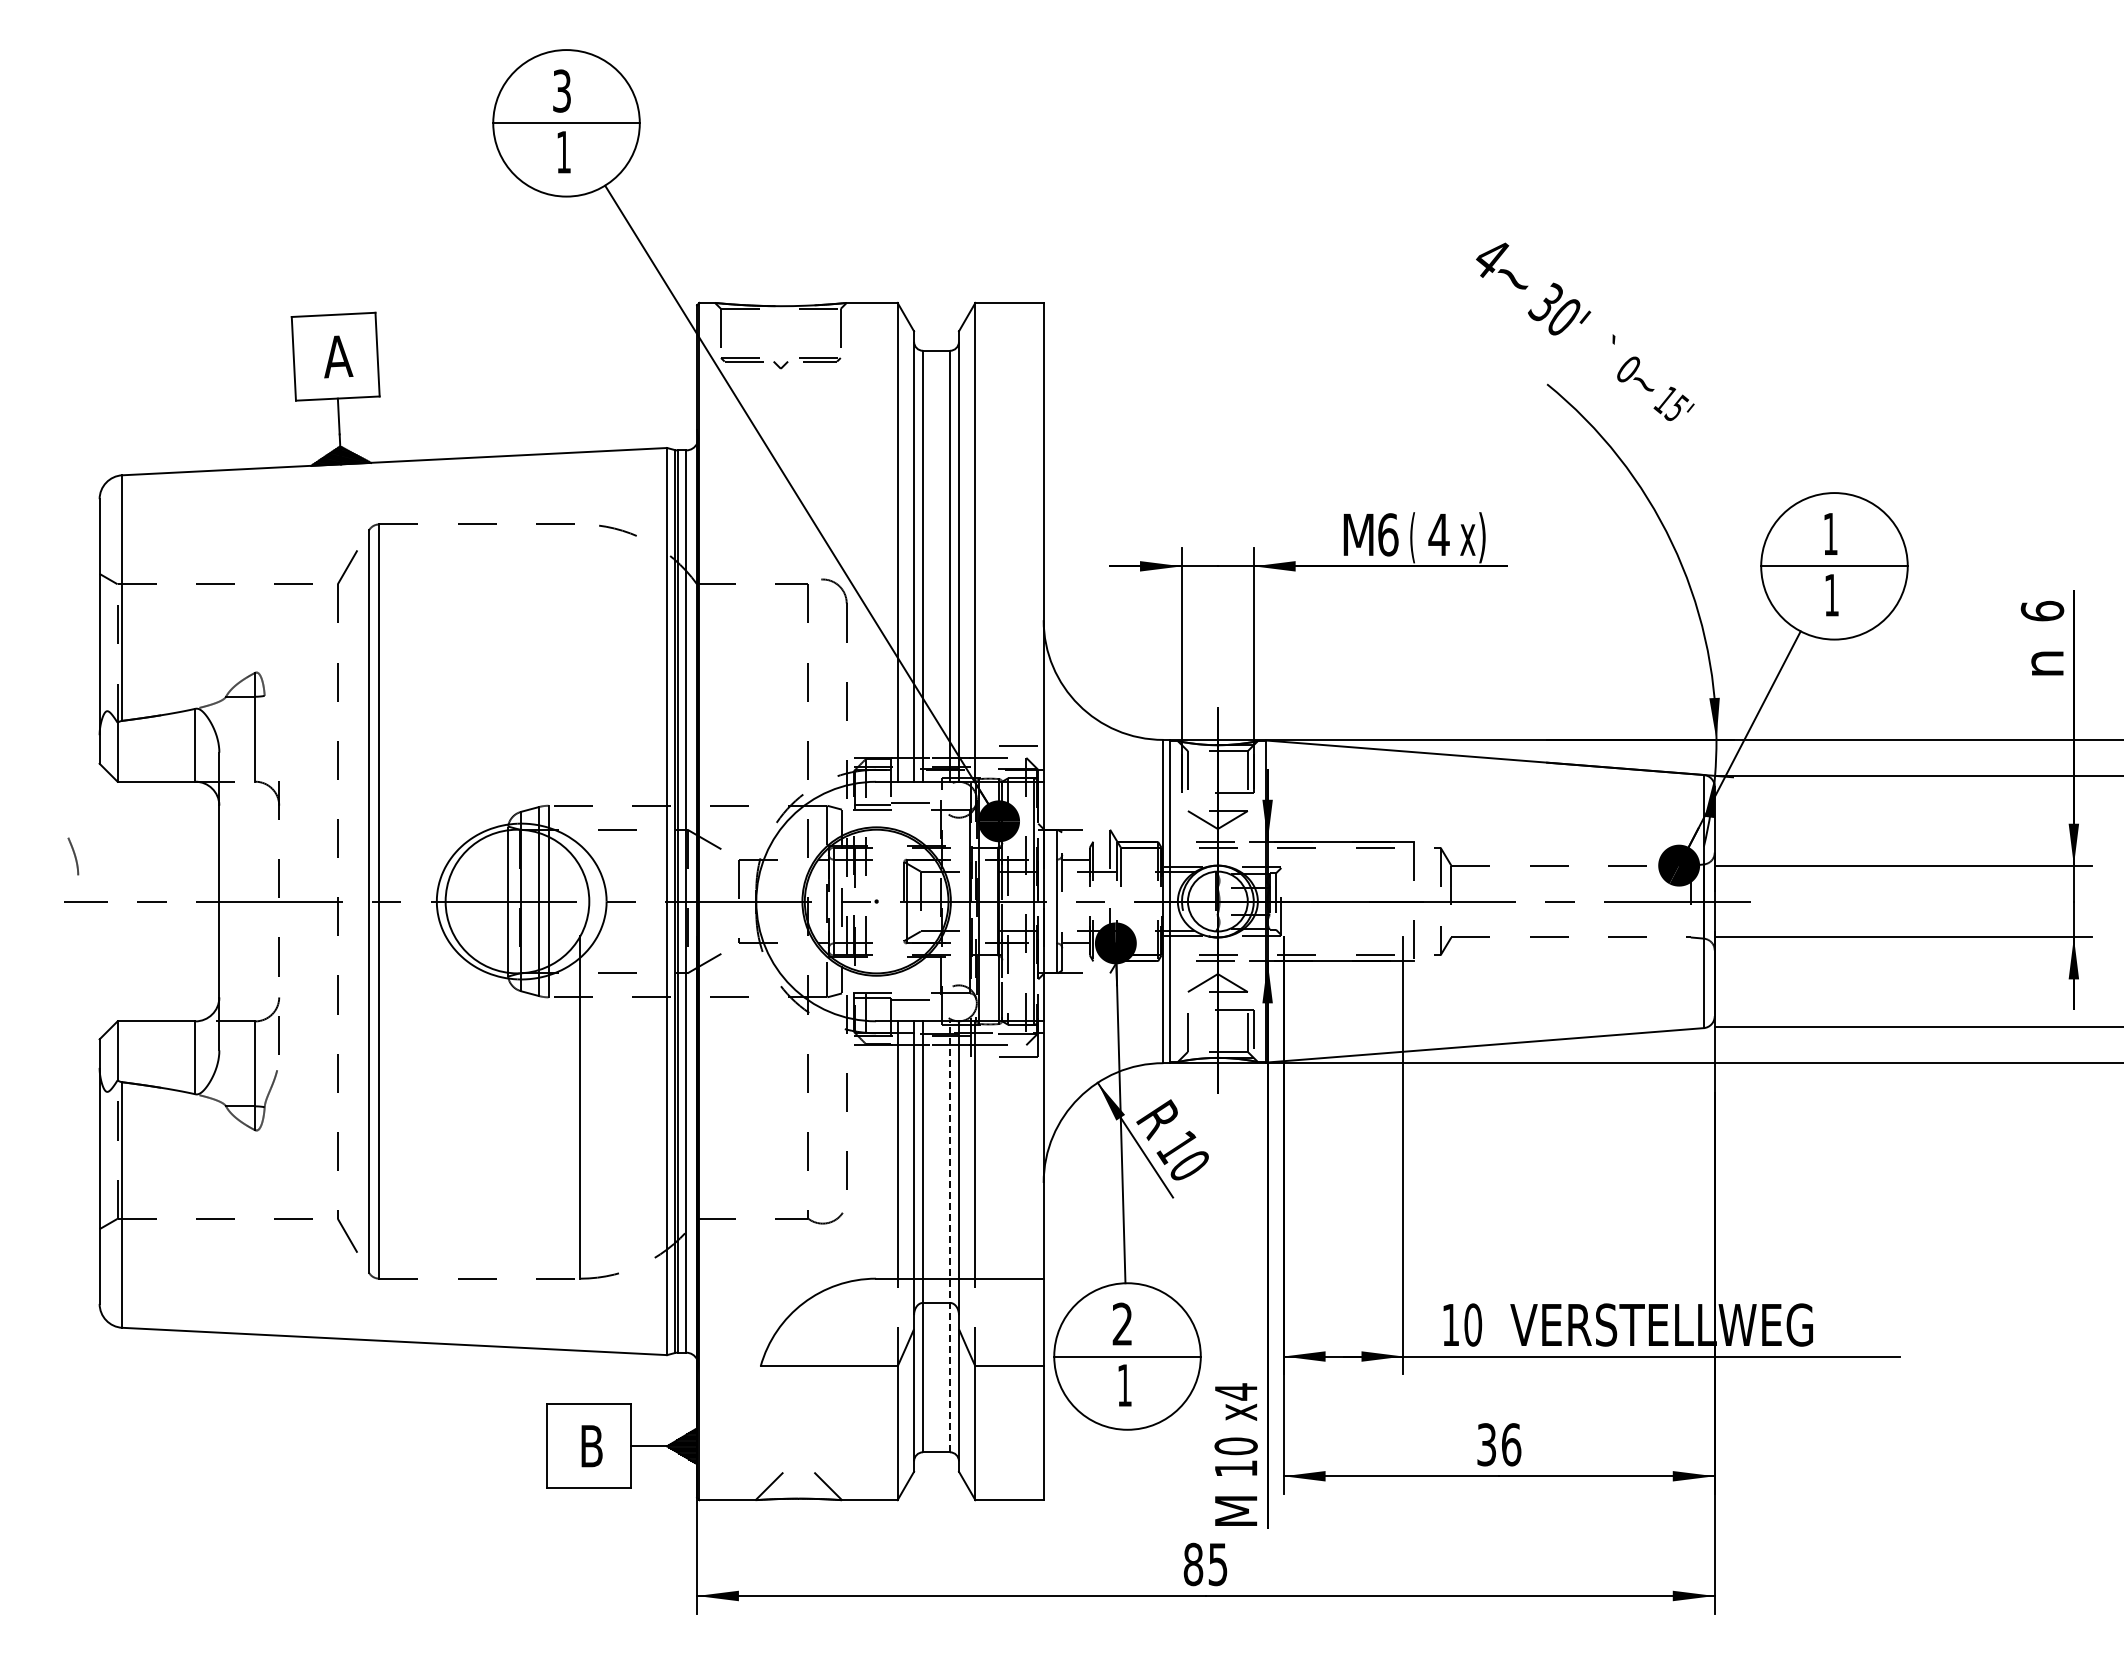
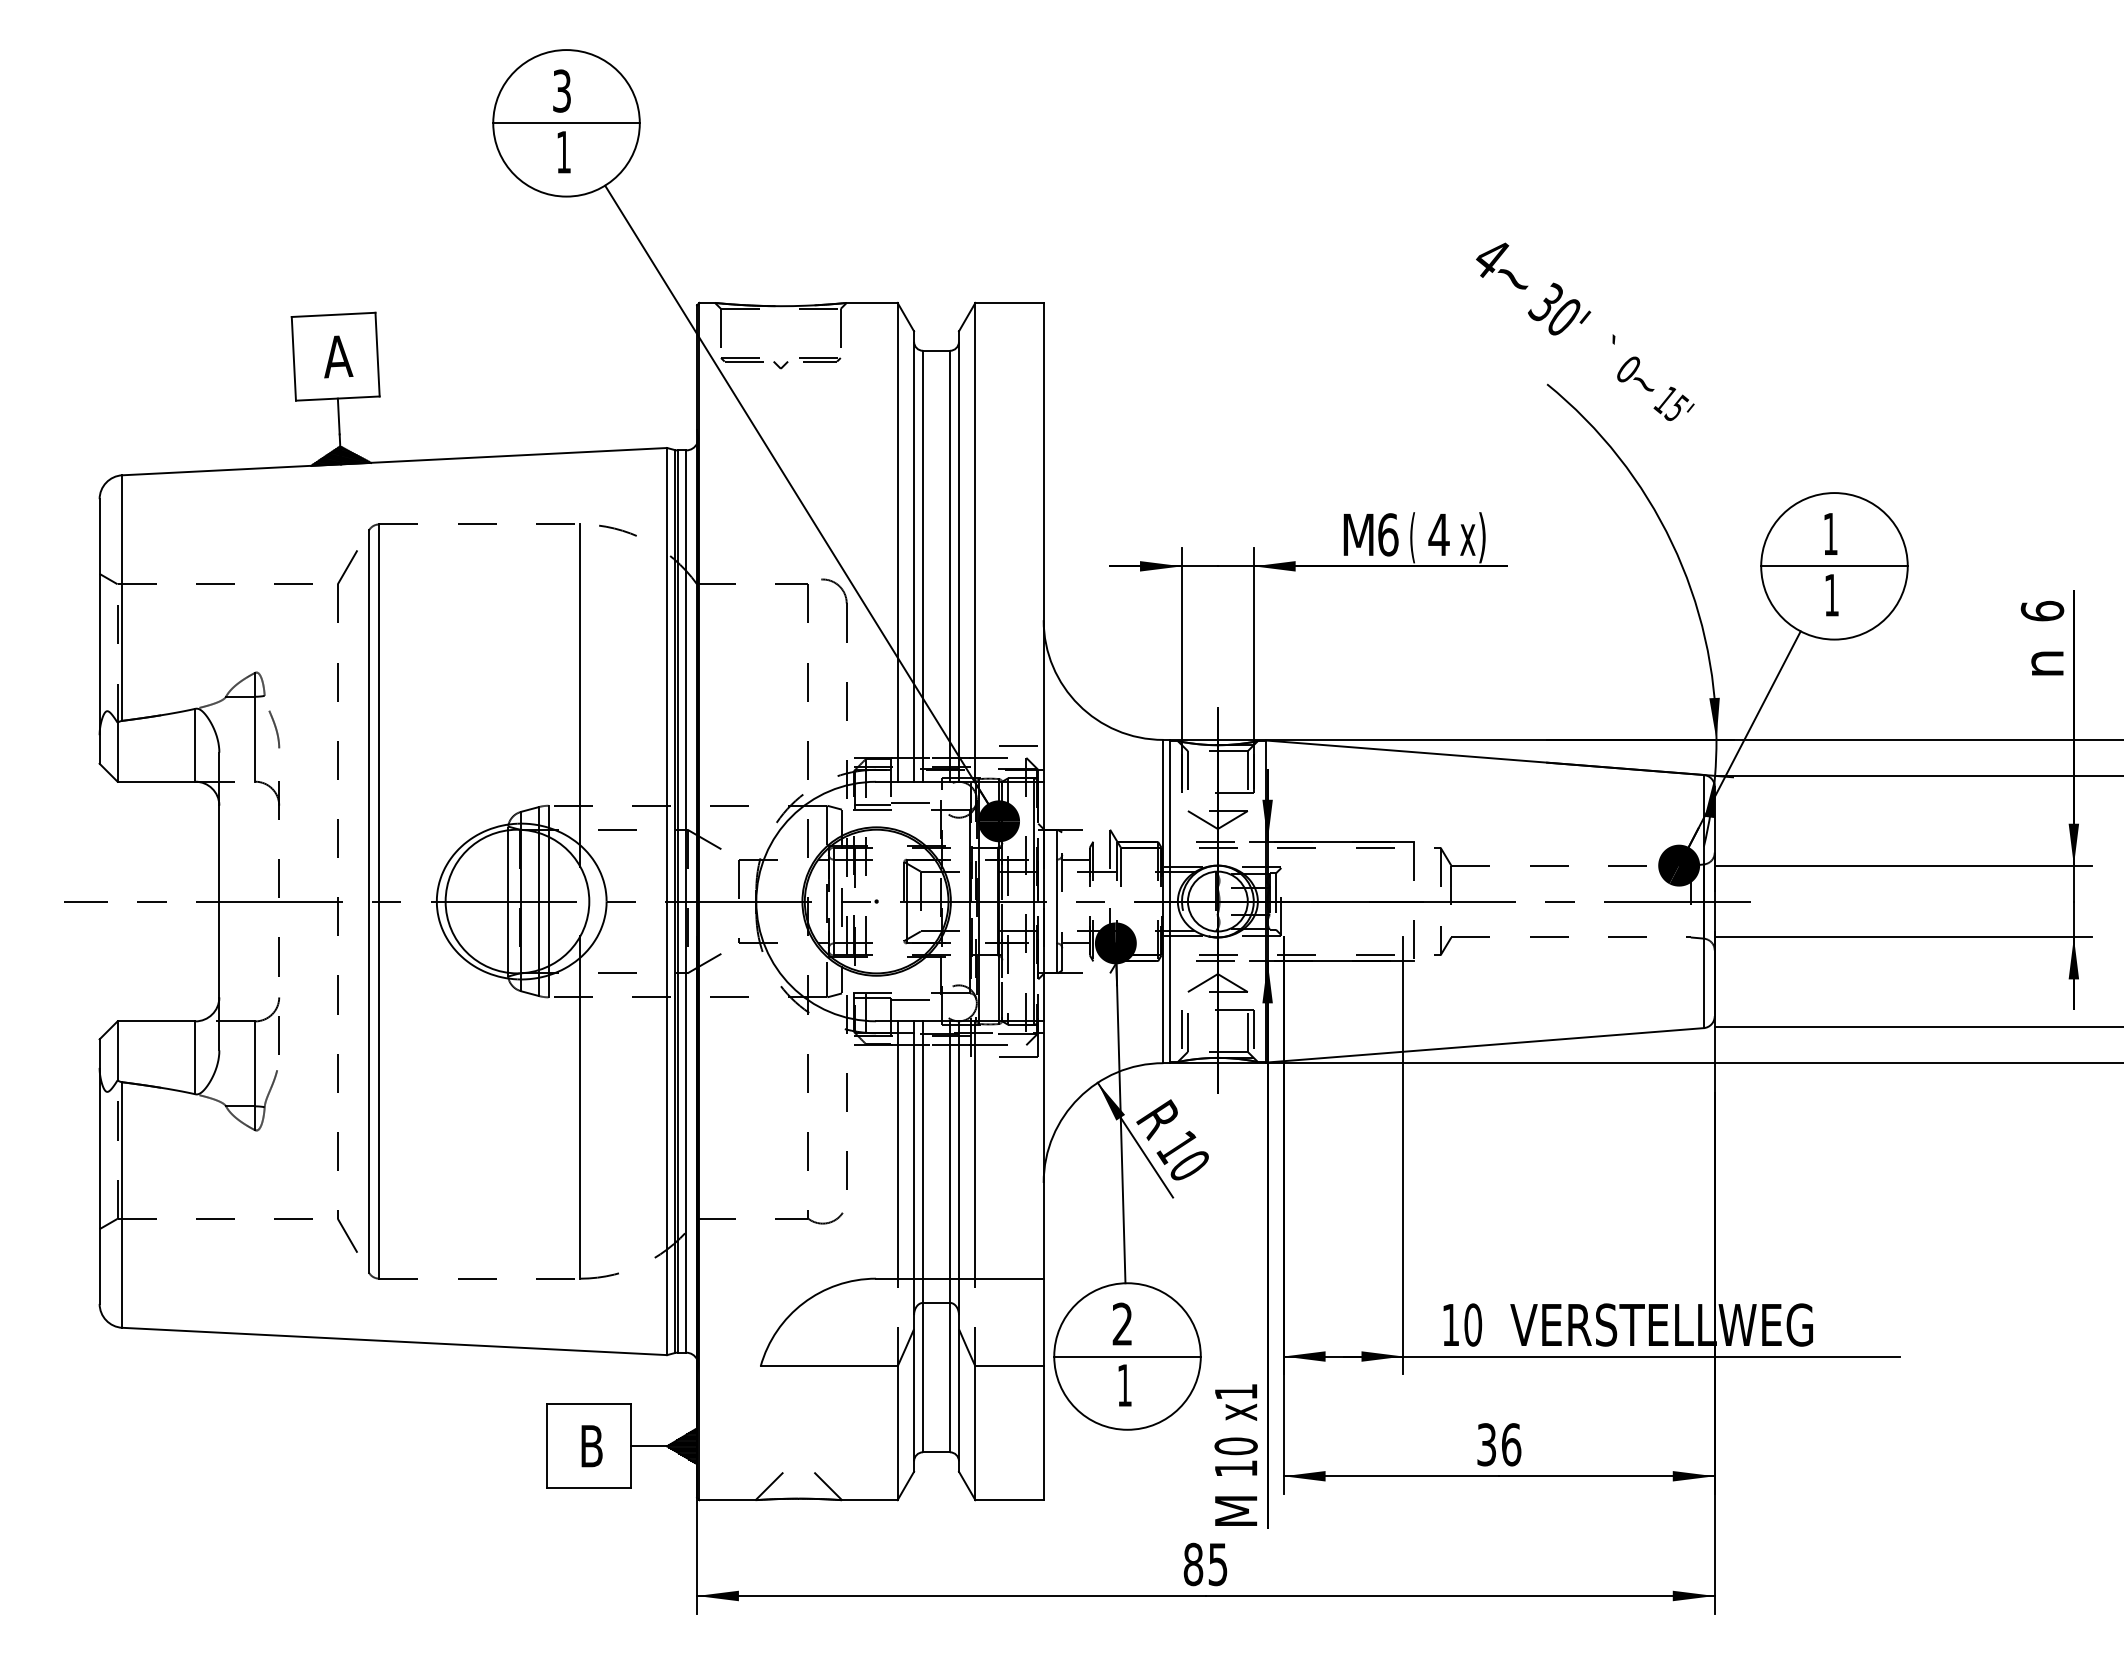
line: none -> present (580, 695)
curve position: (74, 856) -> (275, 729) (275, 729)
line: none -> present (1181, 1033)
line: dashed -> solid (950, 1236)
text: x4 -> x1 (1236, 1391)
